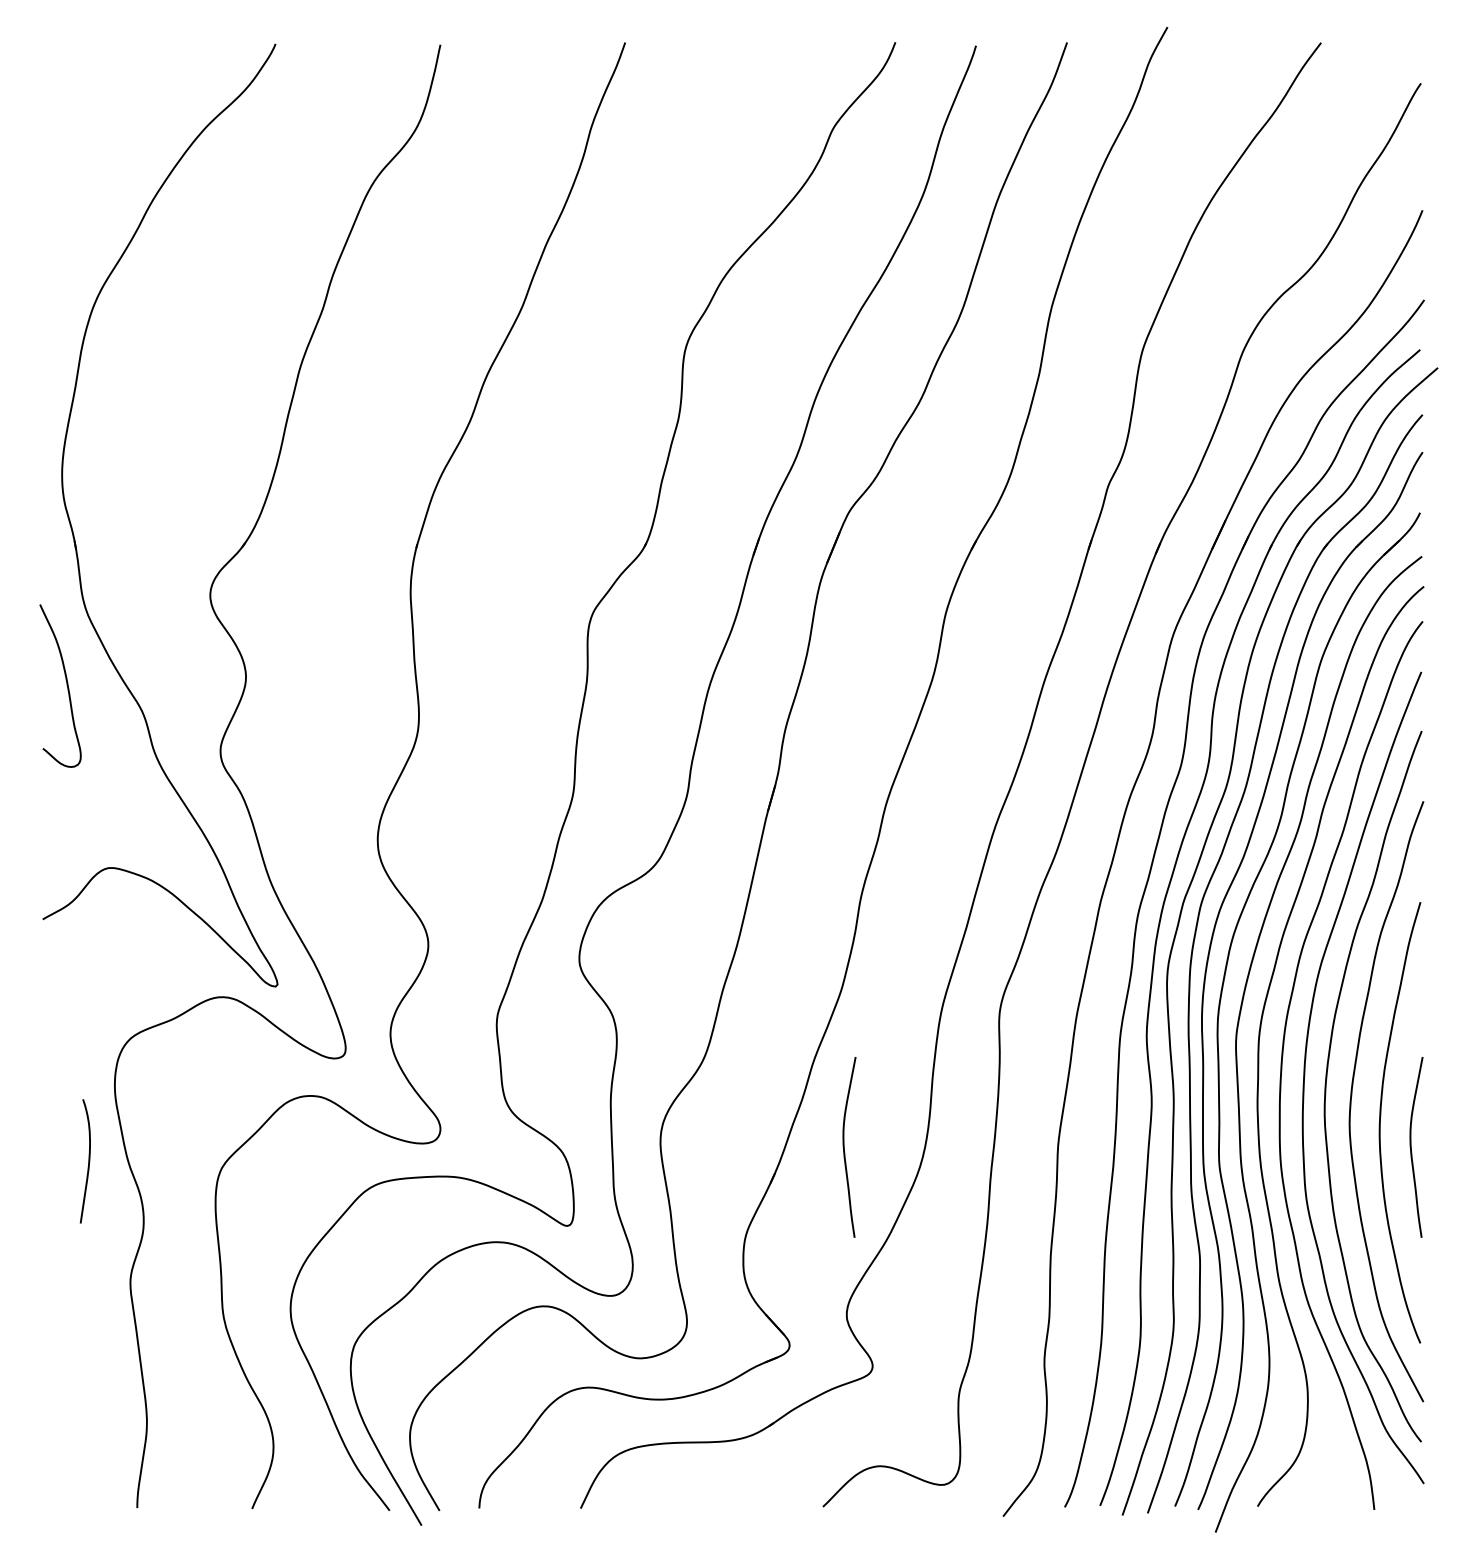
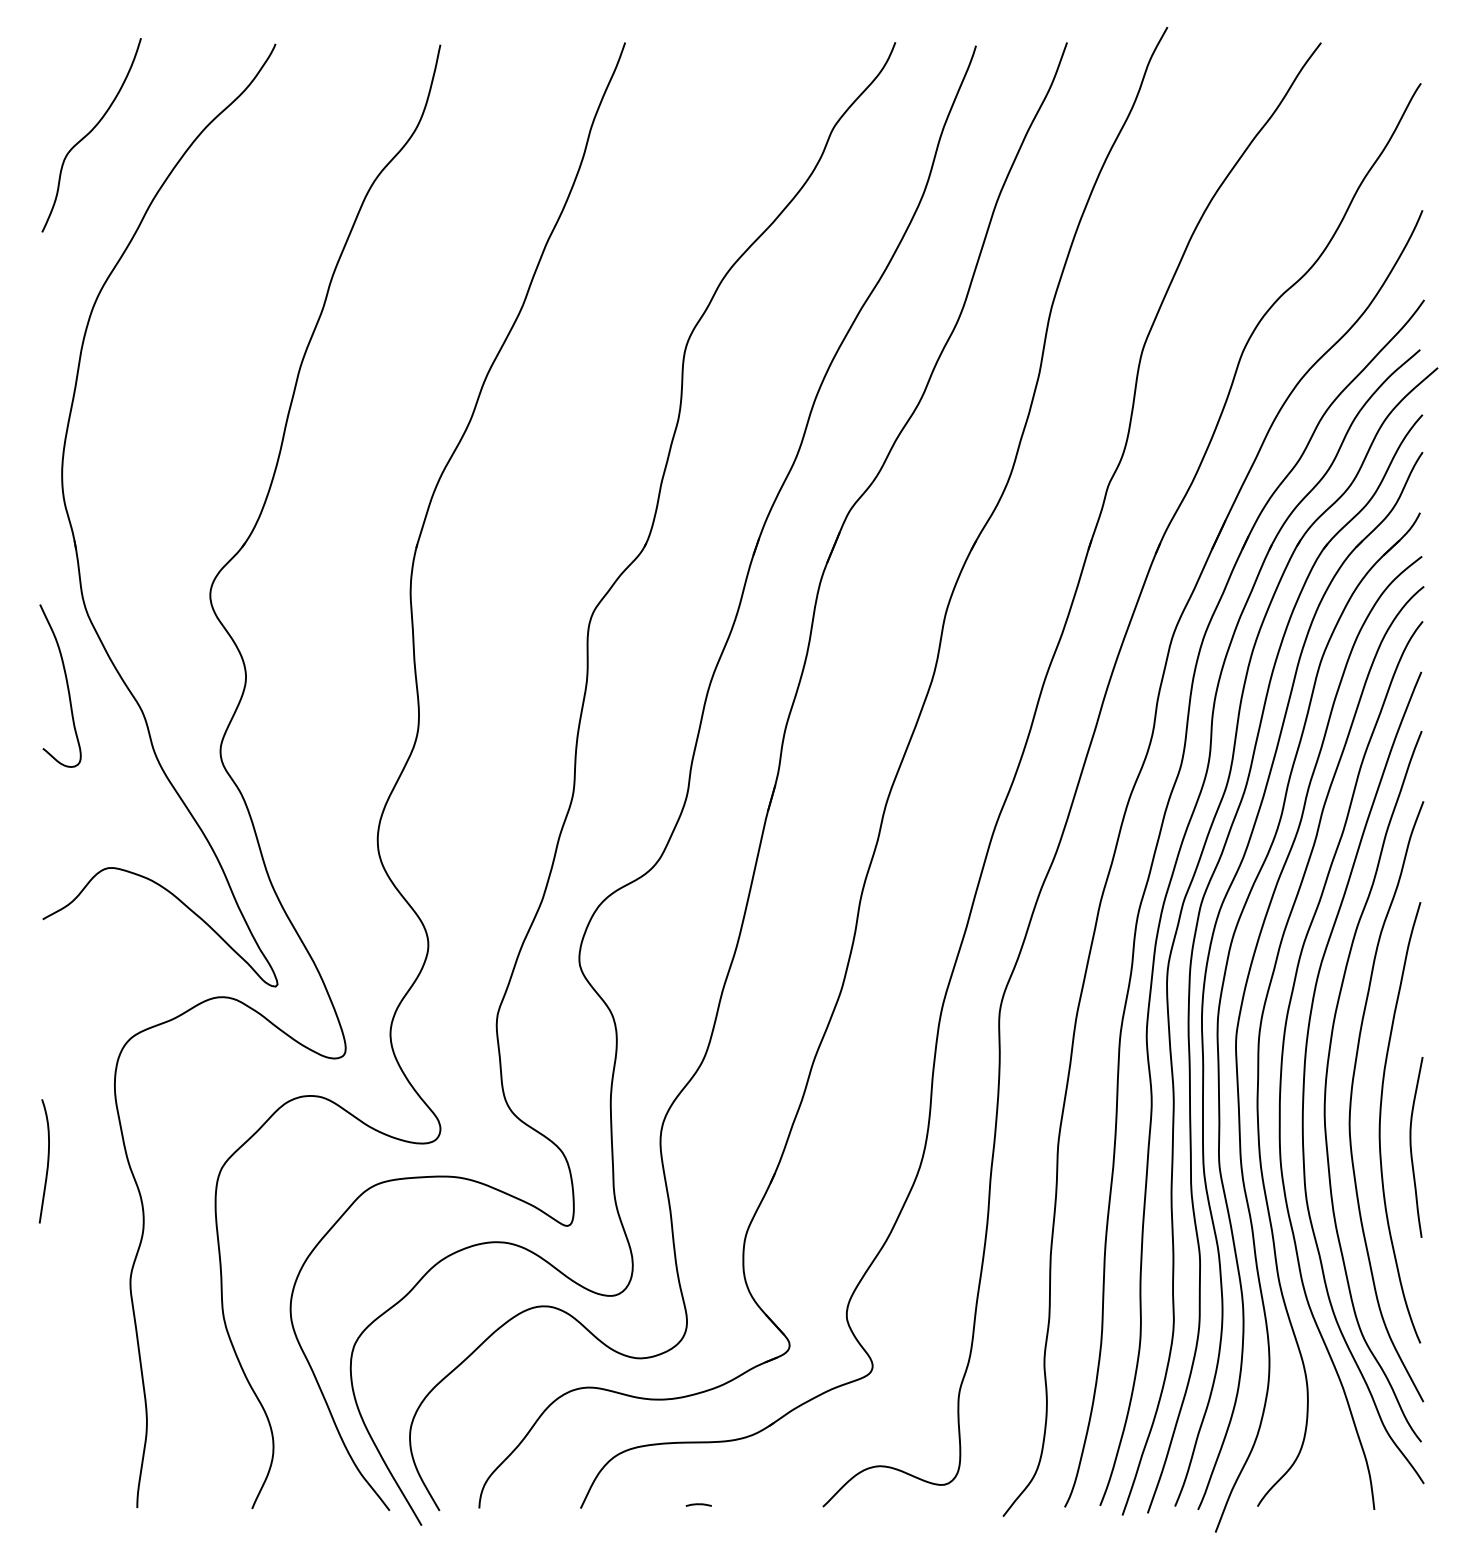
curve: none -> present (90, 133)
curve: present -> none (844, 1147)
curve position: (88, 1161) -> (47, 1161) (47, 1161)
line: none -> present (698, 1504)
